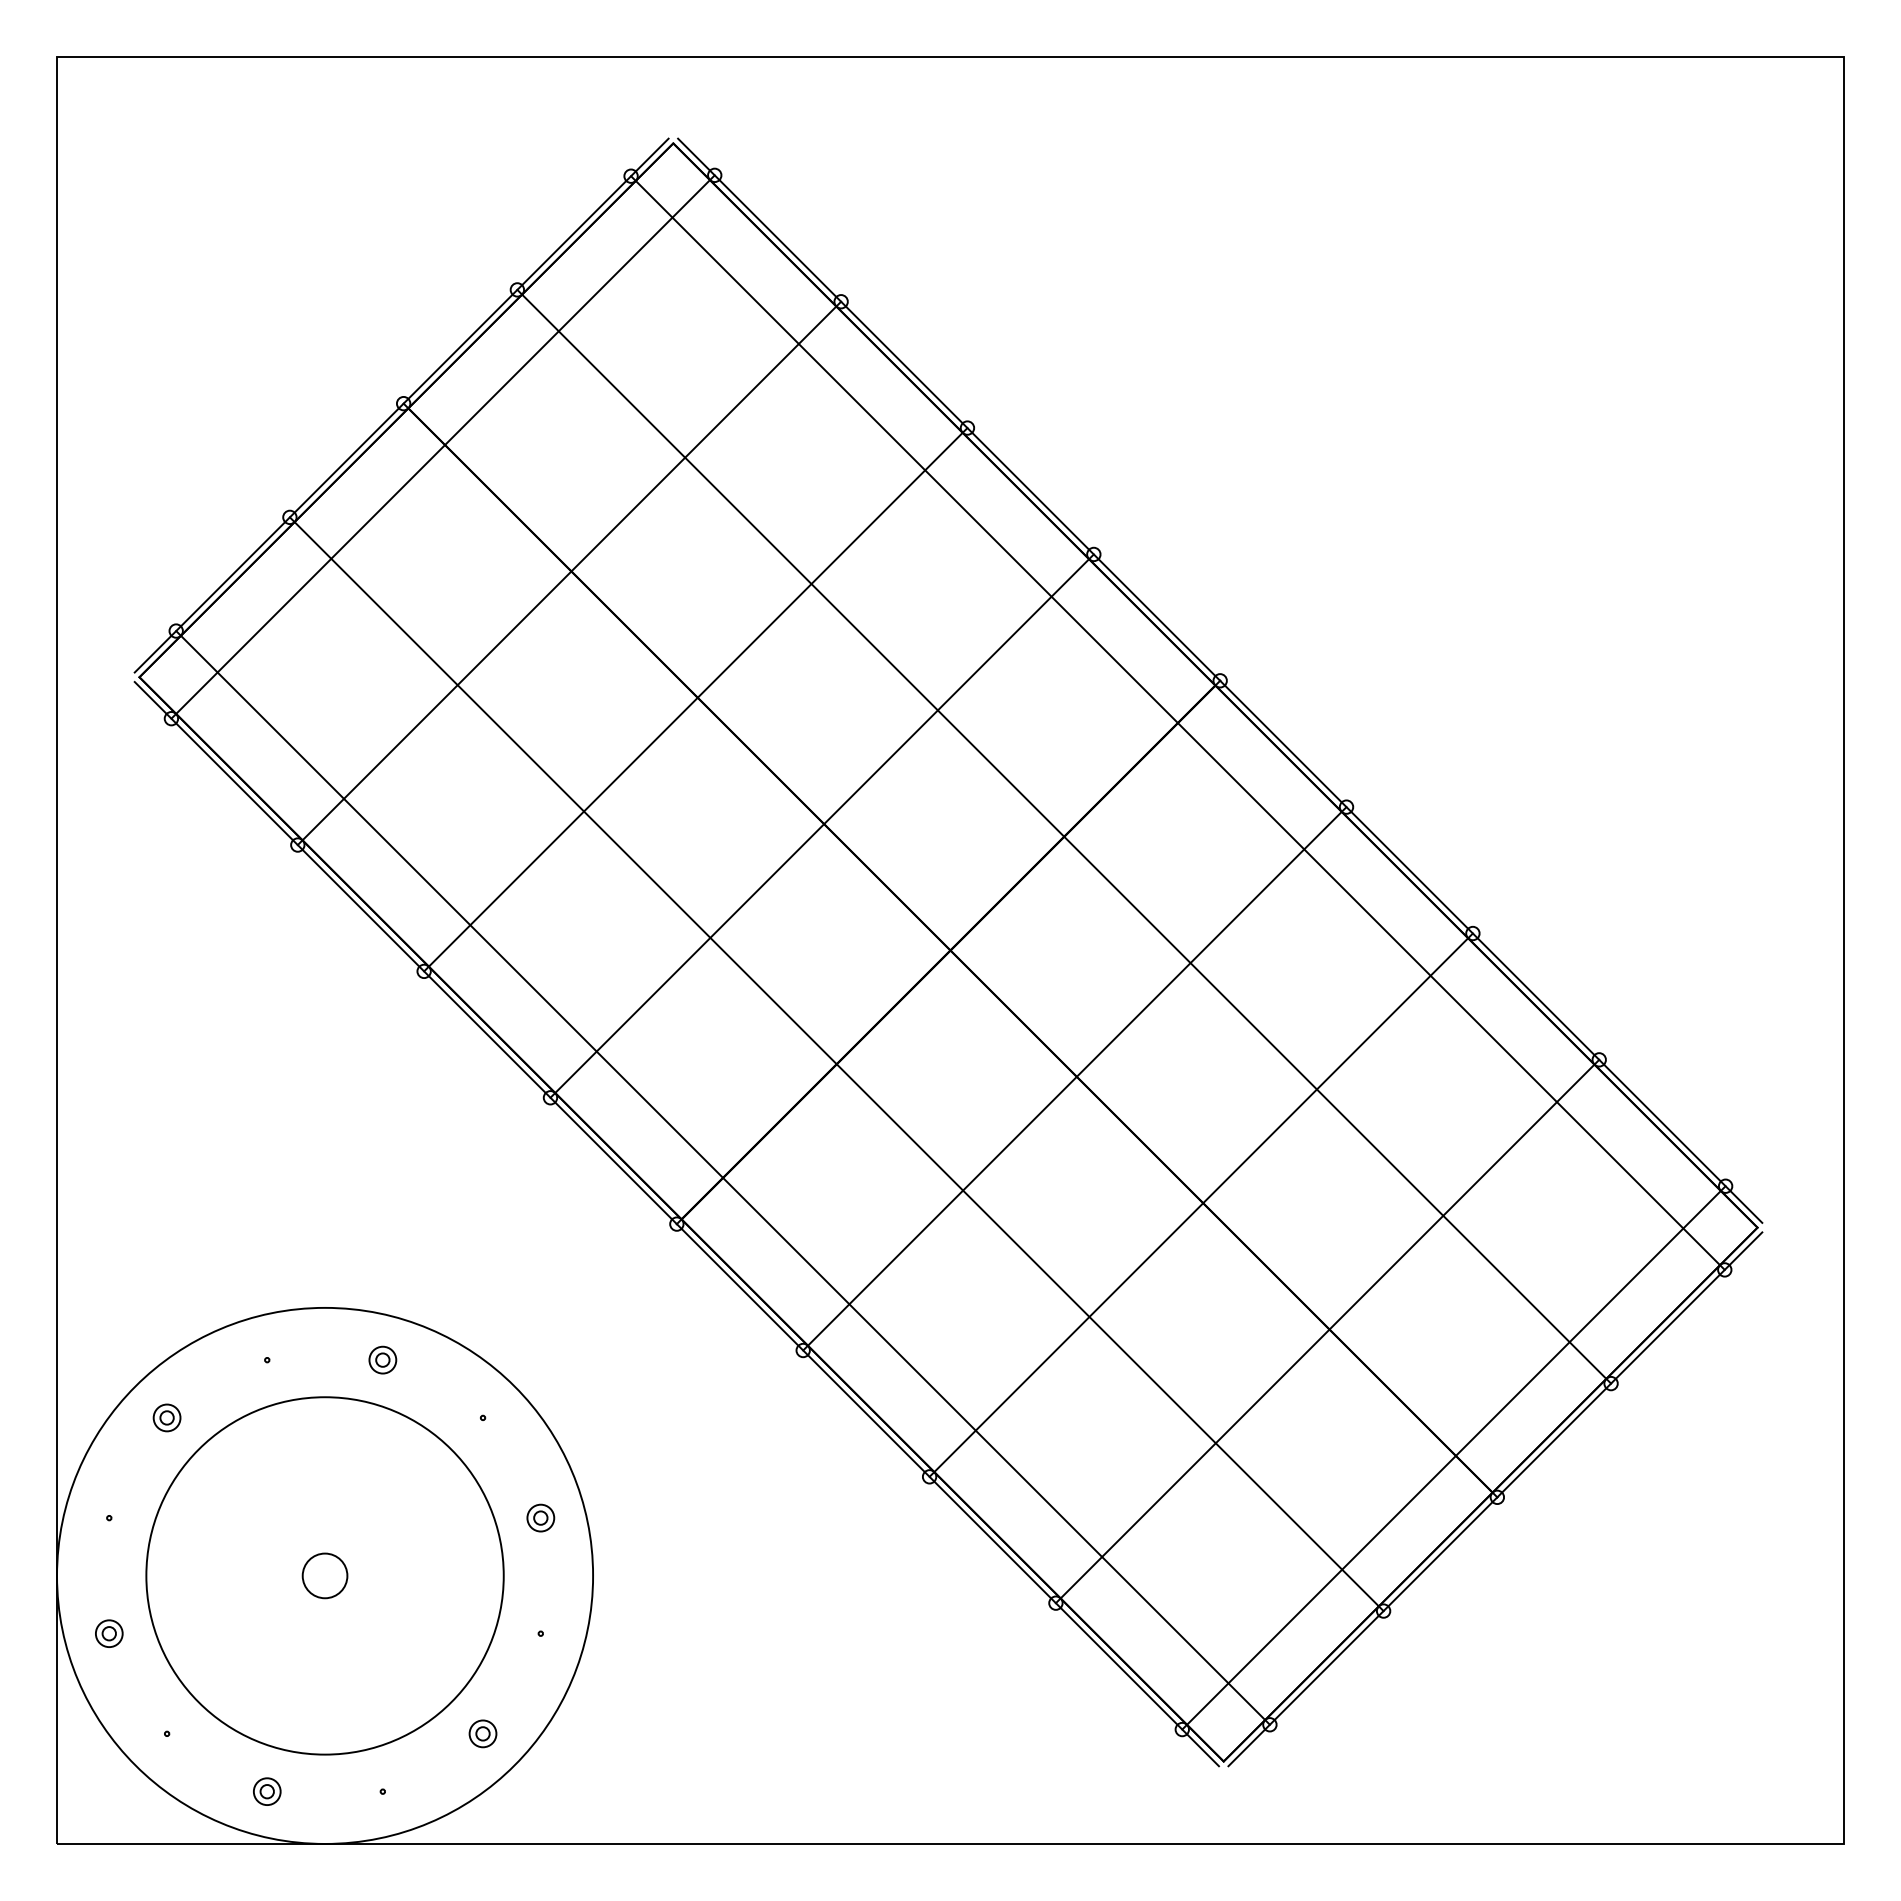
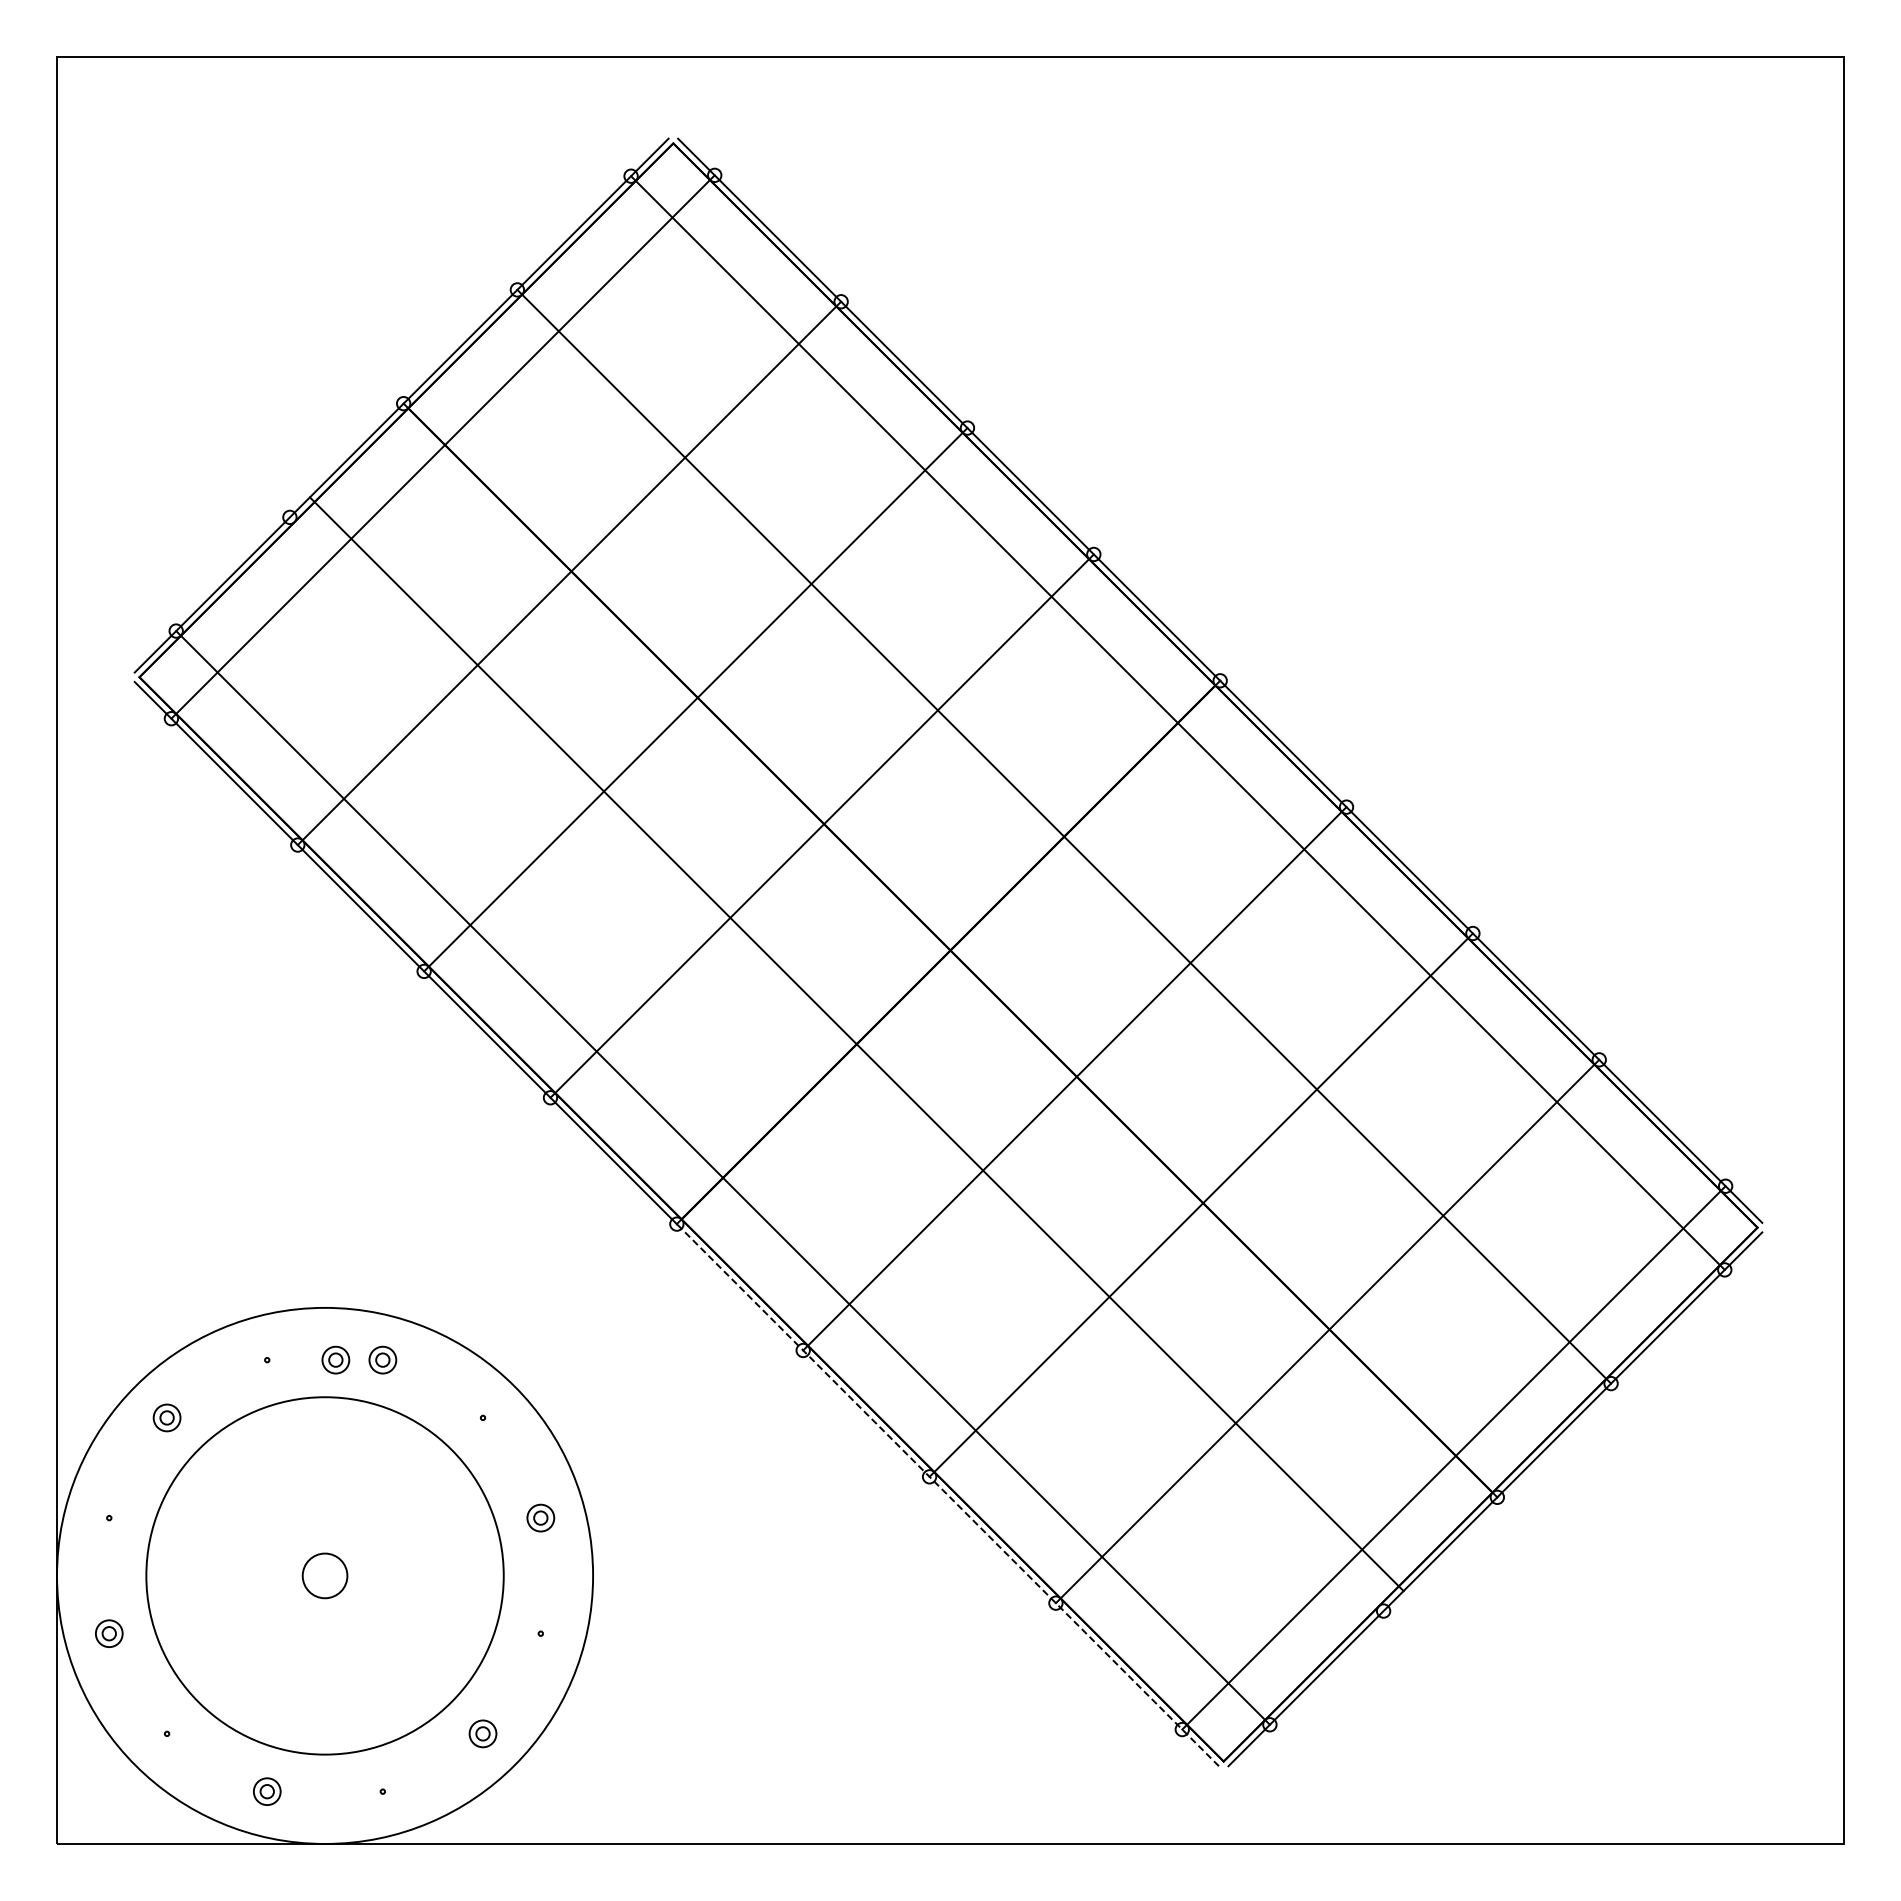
line position: (836, 1064) -> (856, 1044) (856, 1044)
part: none -> present (335, 1359)
line: solid -> dashed (947, 1494)
